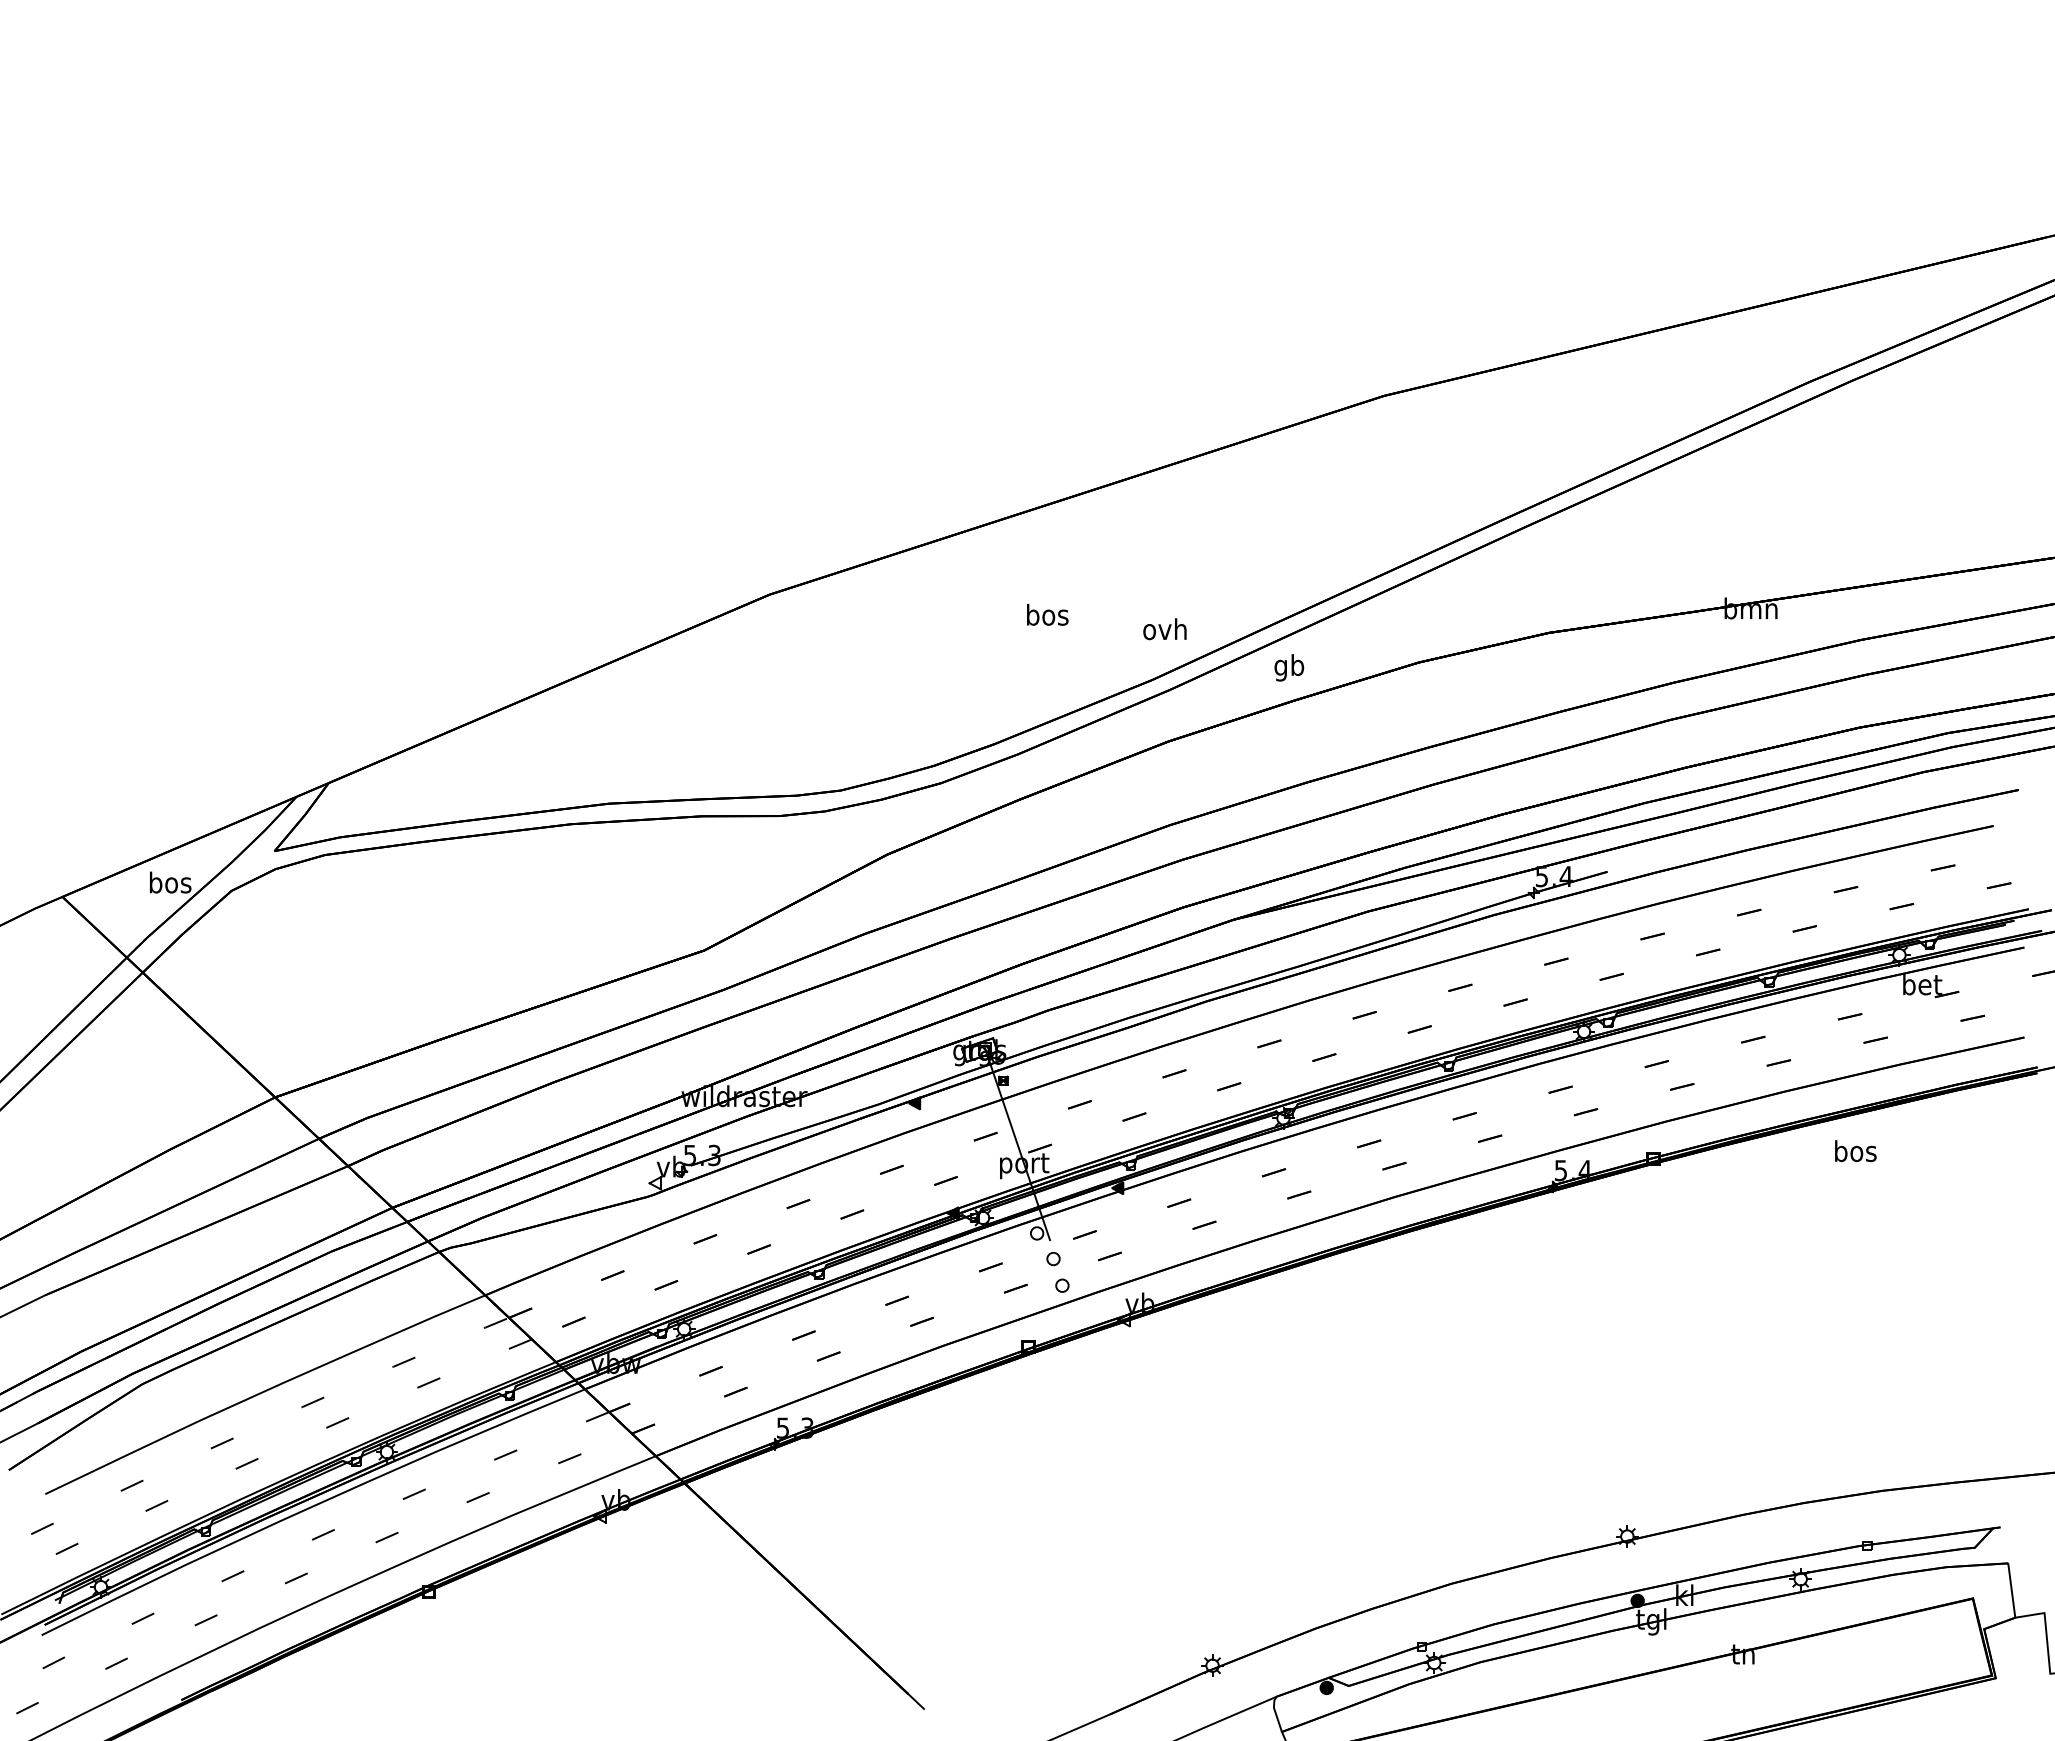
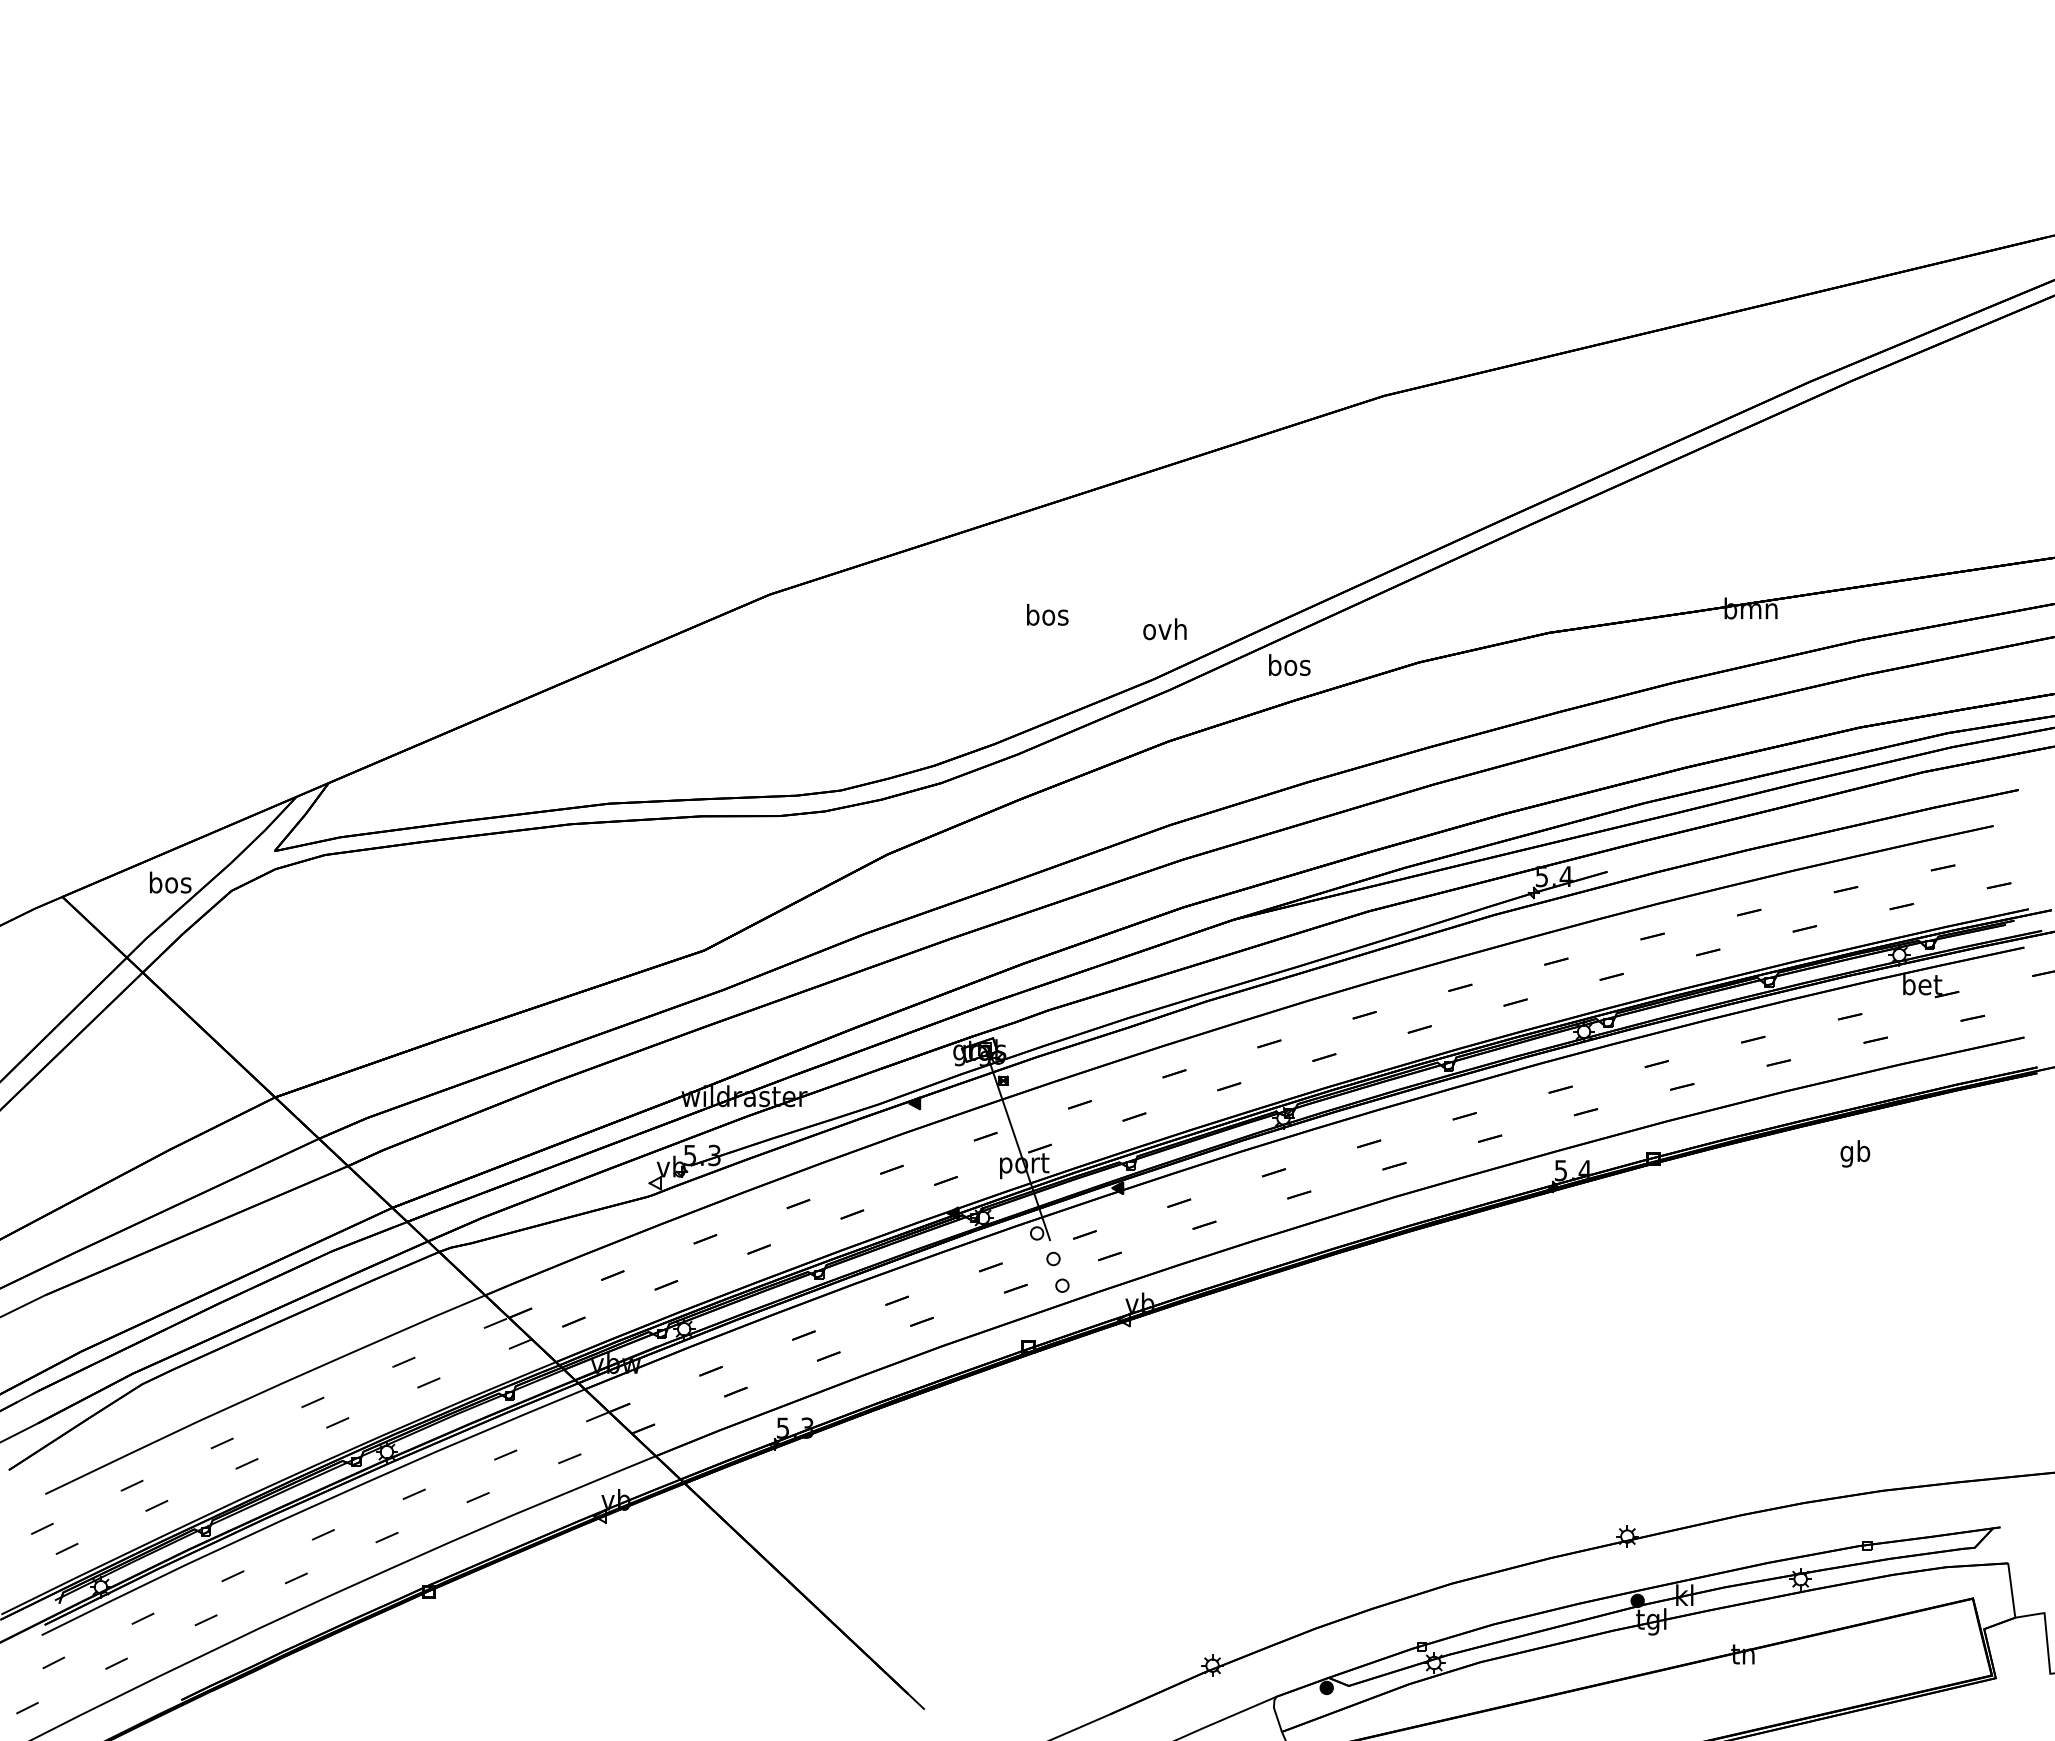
text: gb -> bos (1289, 667)
text: bos -> gb (1855, 1153)
